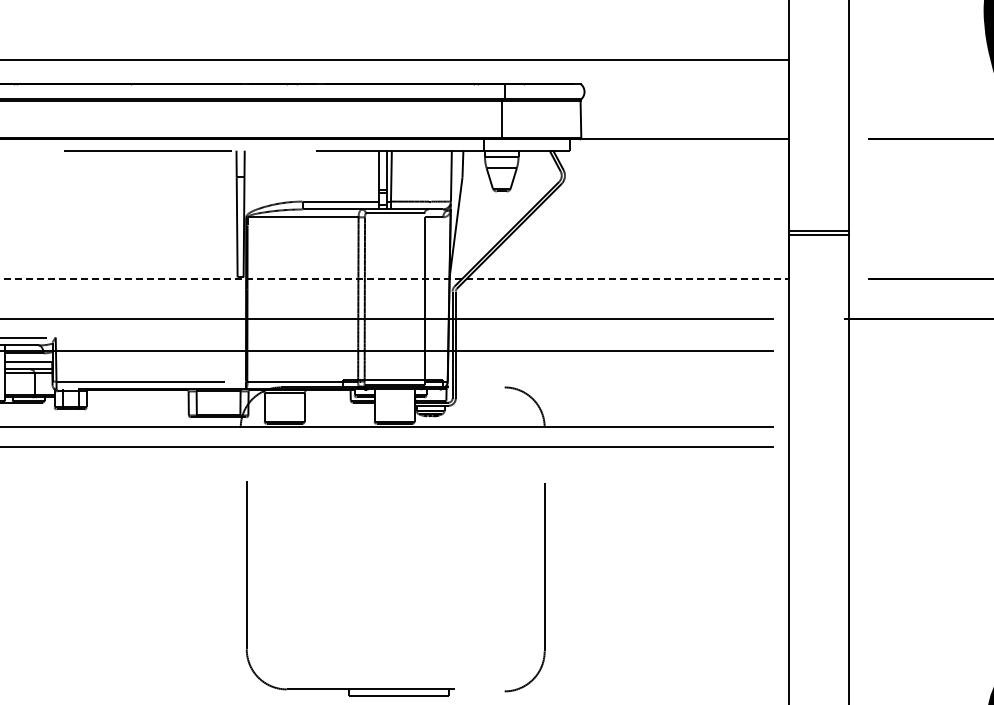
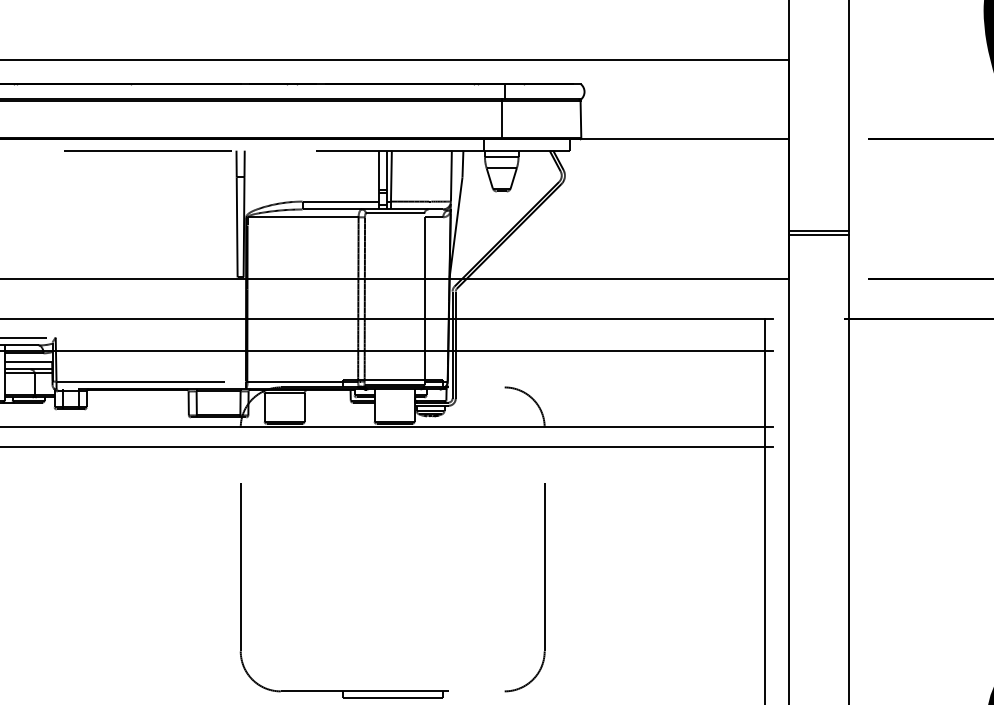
line: dashed -> solid (394, 279)
line: none -> present (764, 510)
part position: (349, 688) -> (343, 690) (343, 690)
